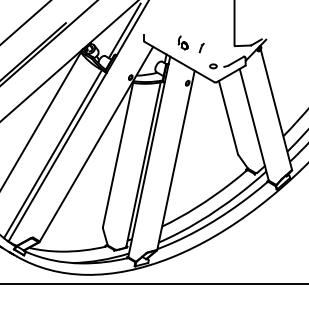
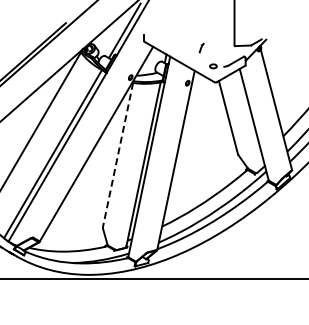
line: present -> none (25, 22)
part: present -> none (182, 42)
line: solid -> dashed (118, 154)
line position: (153, 283) -> (153, 278) (153, 278)
